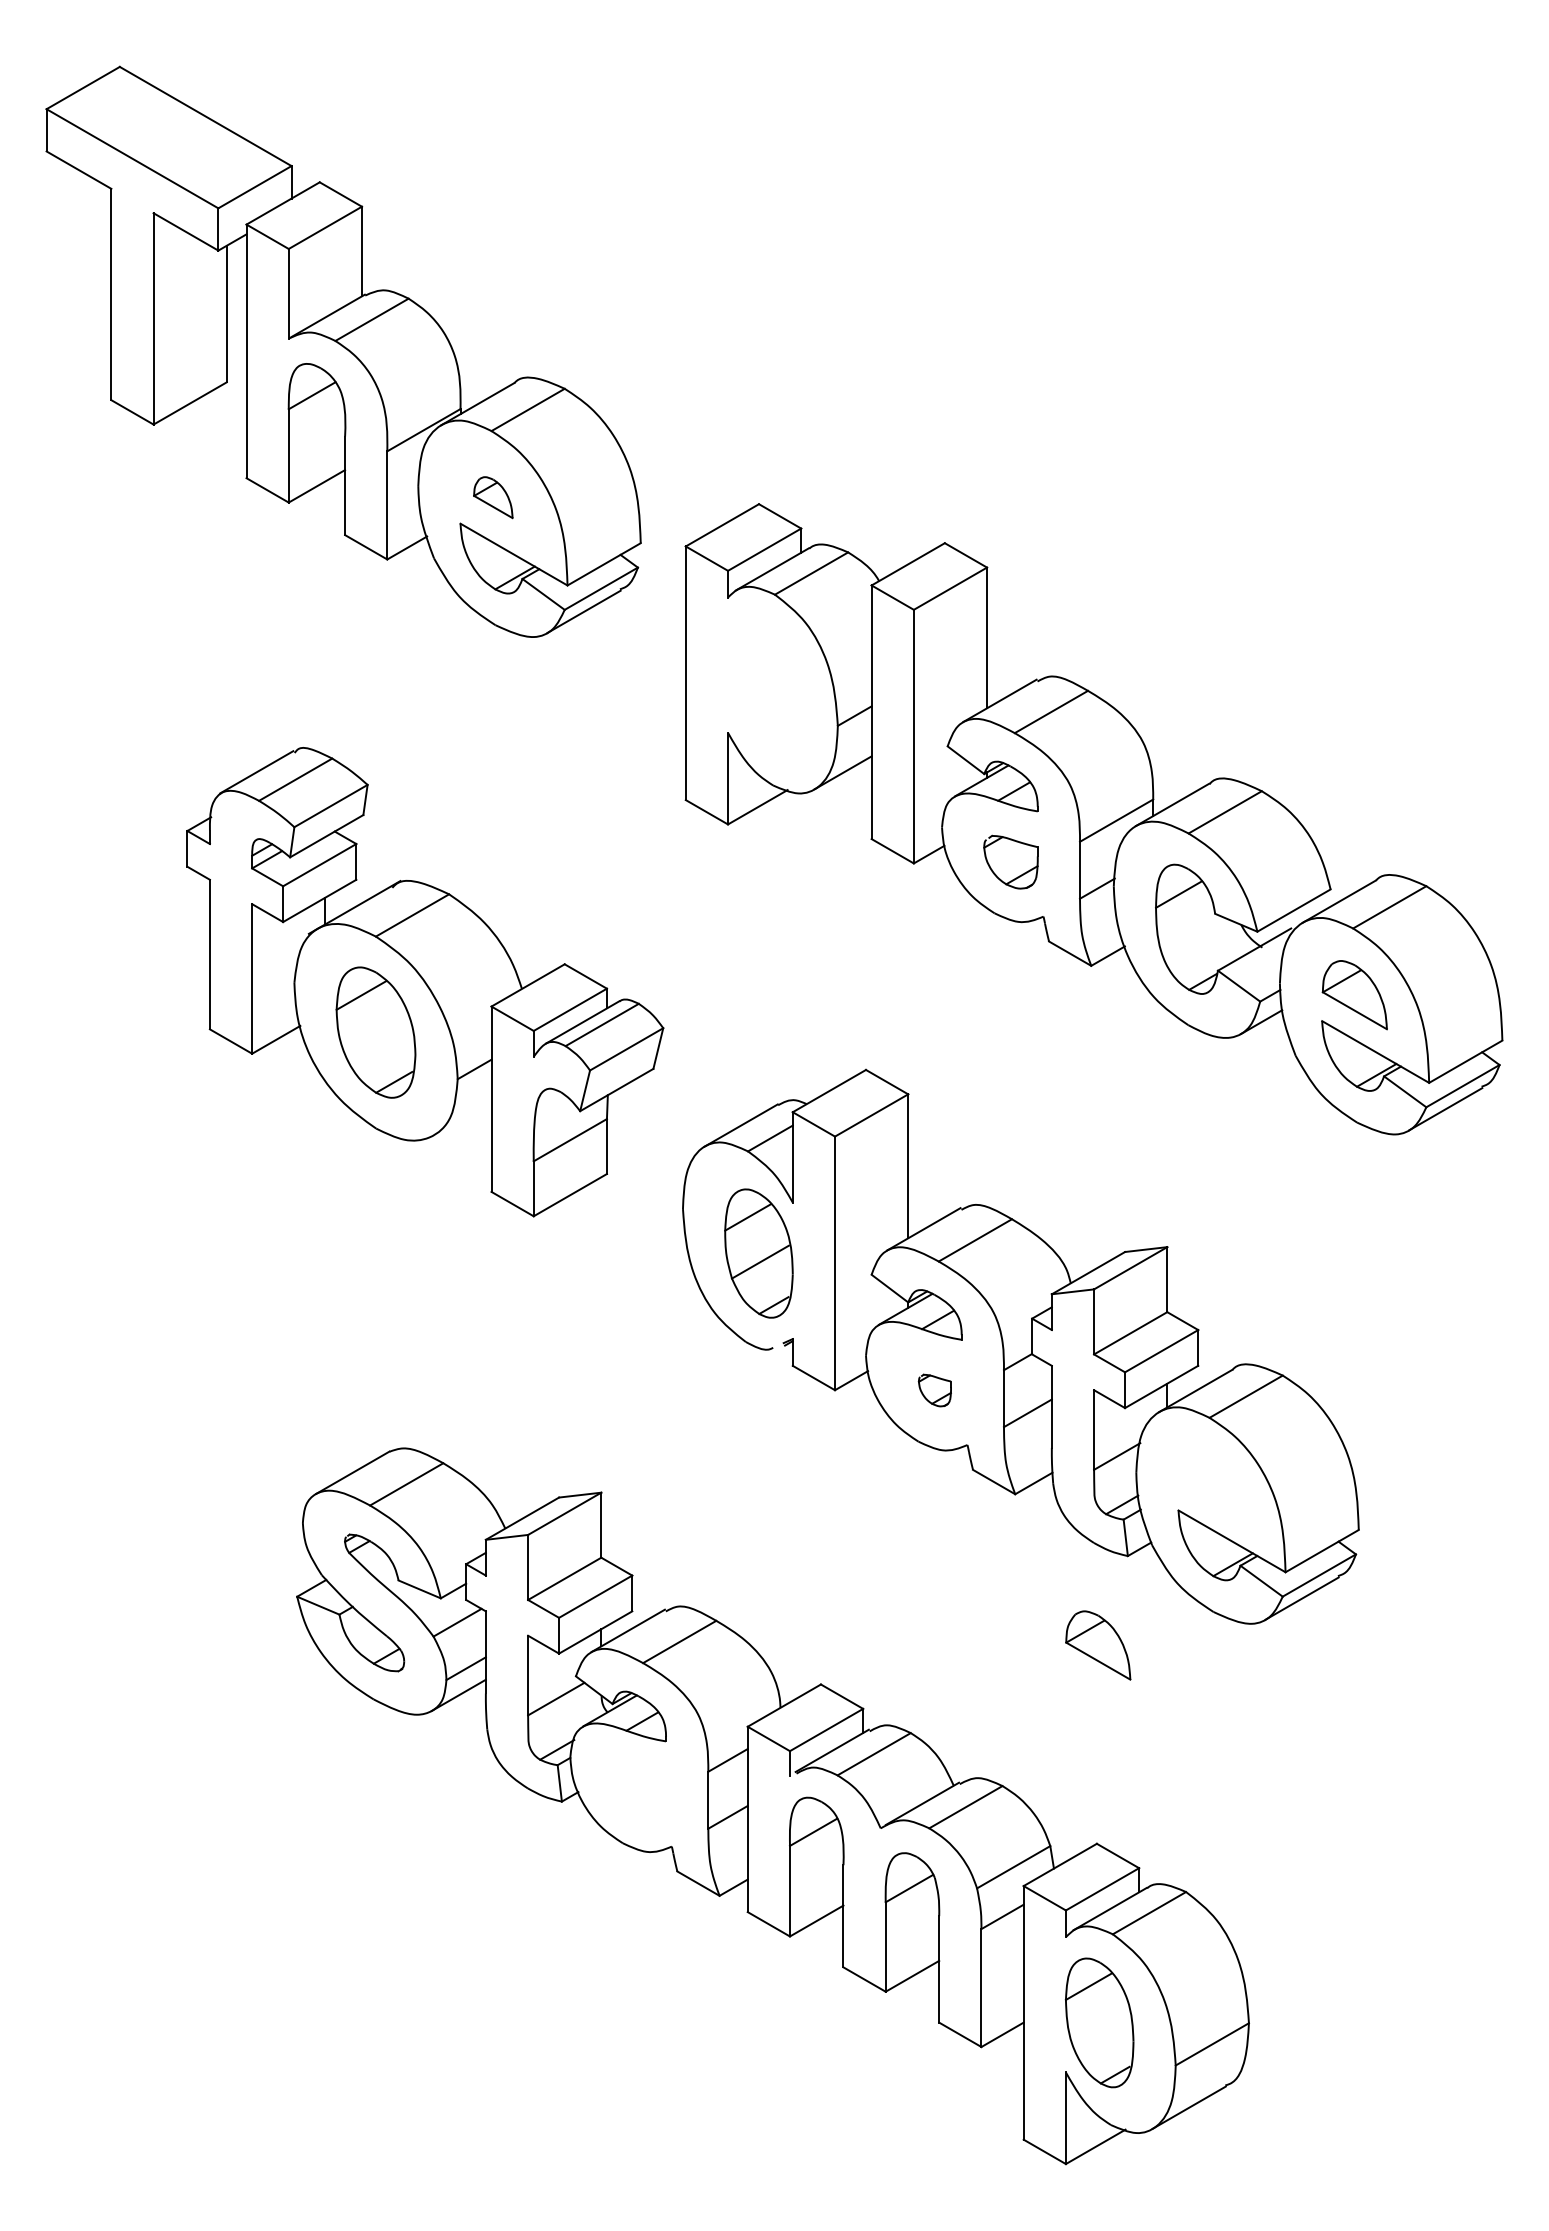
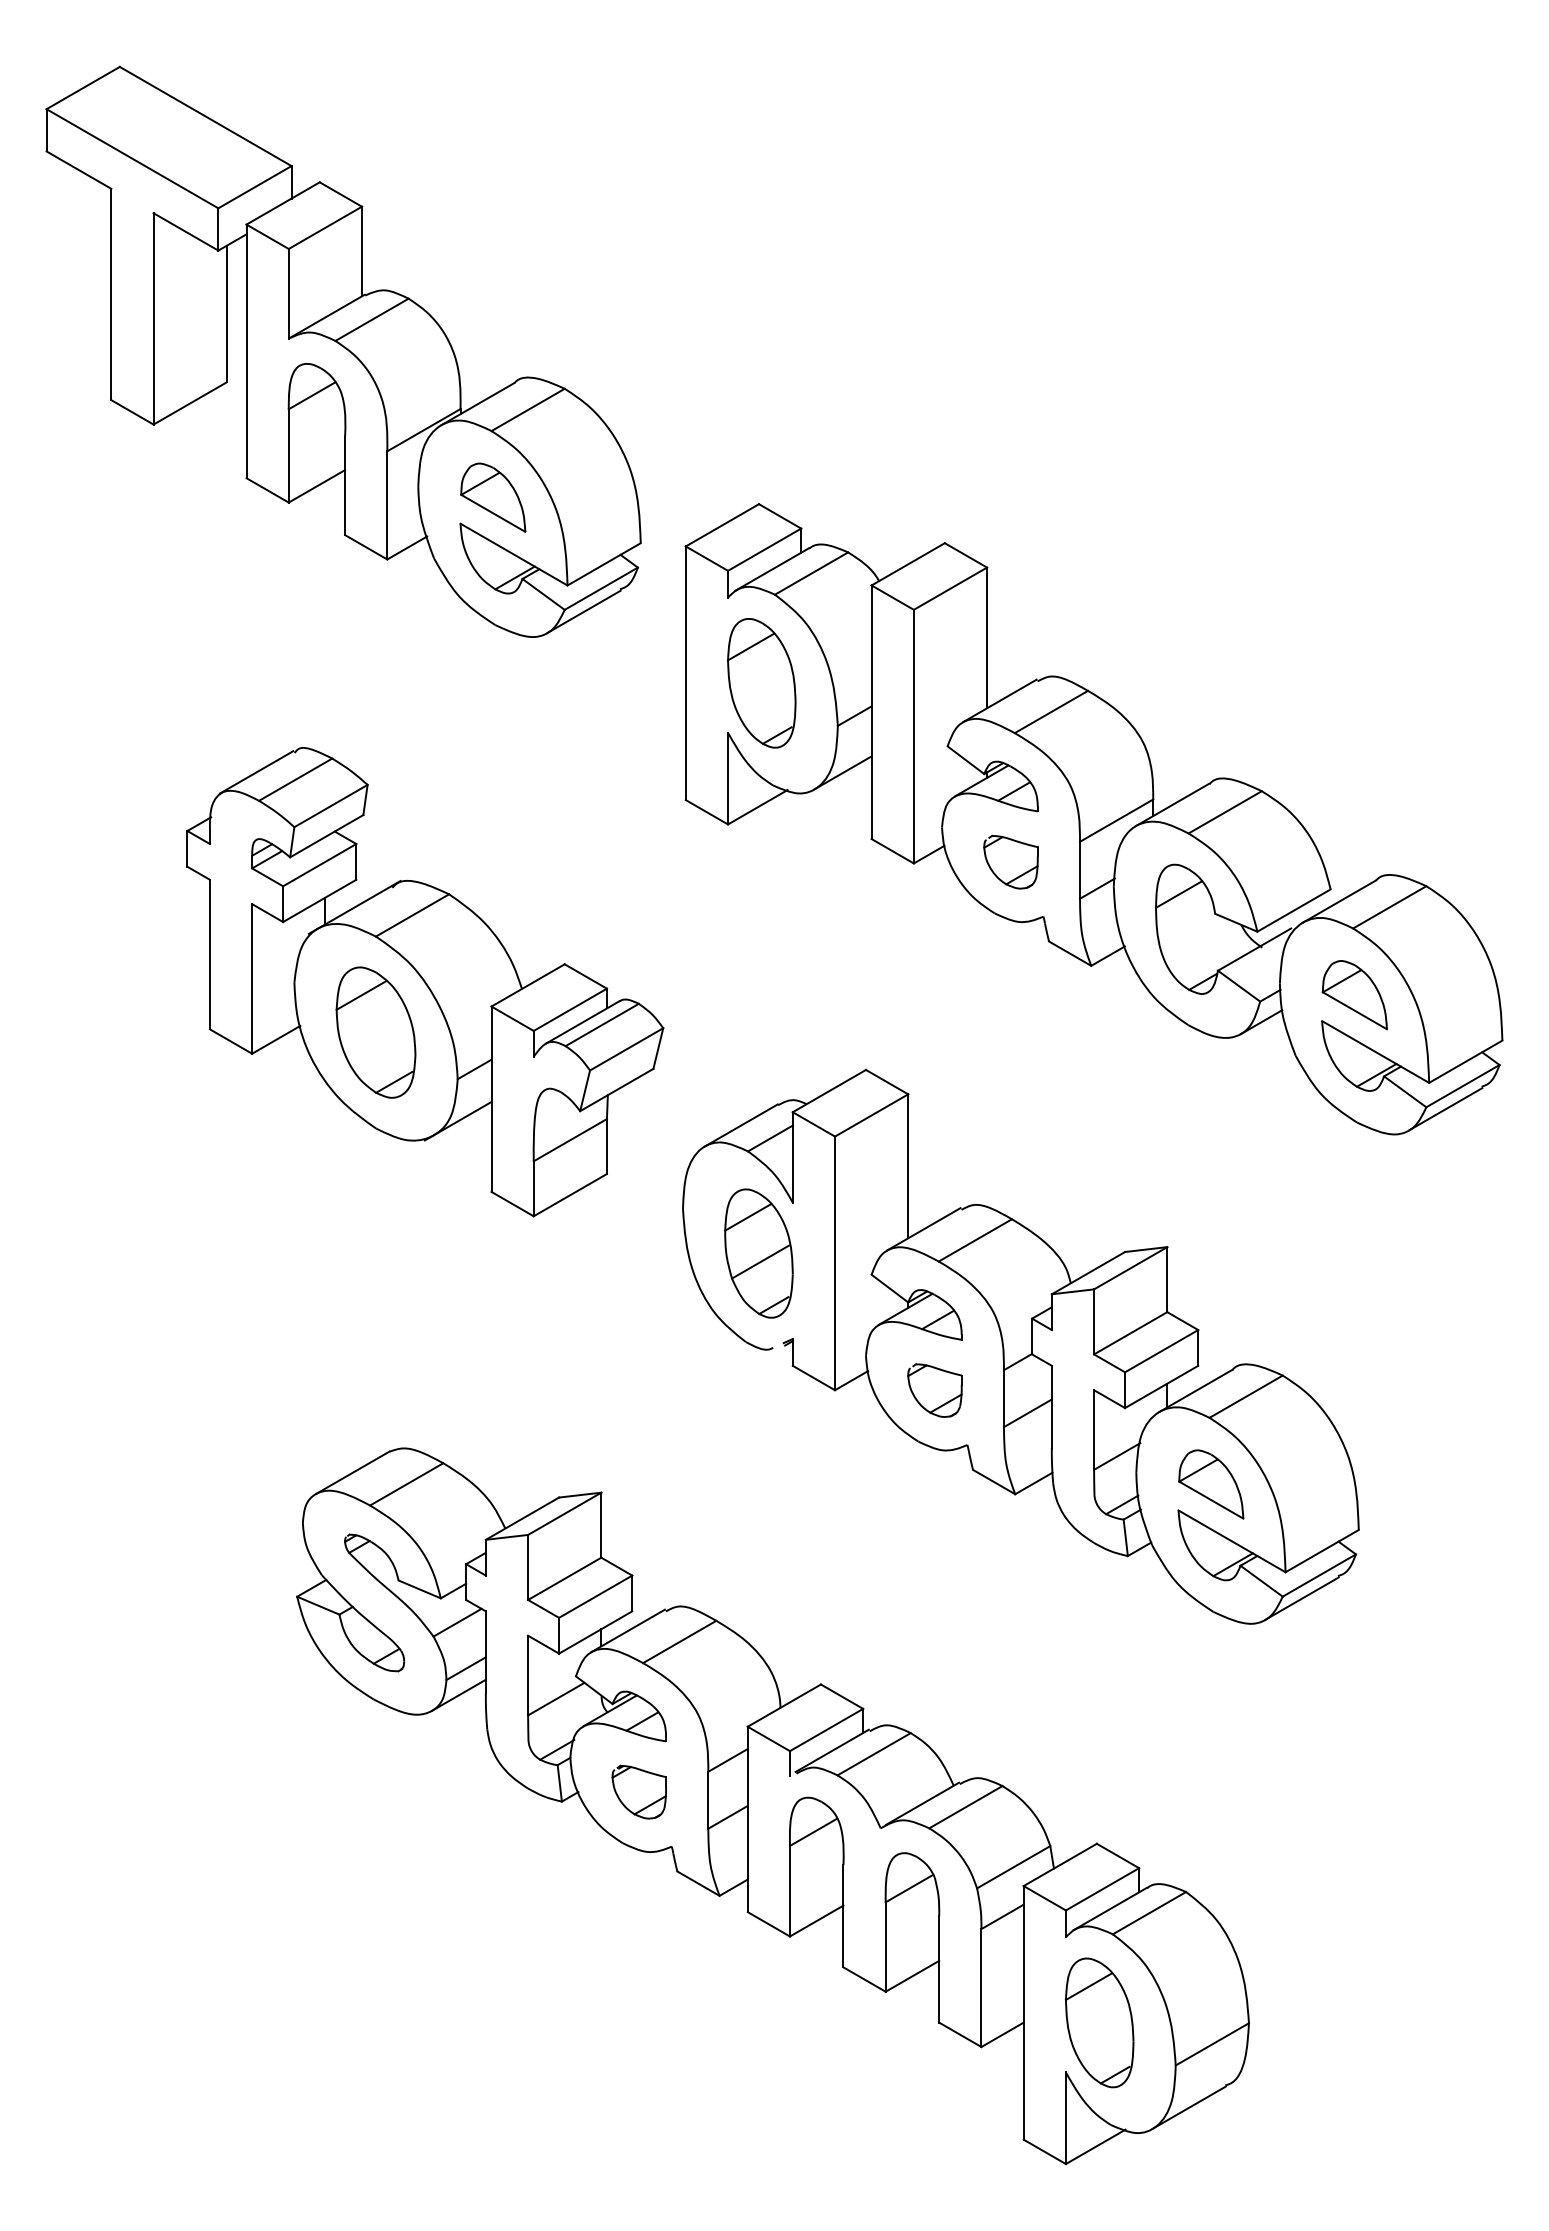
part size: 41x44 px -> 67x71 px (493, 497)
part: none -> present (761, 683)
line: none -> present (457, 1121)
part size: 35x35 px -> 56x55 px (934, 1390)
part position: (1098, 1645) -> (1211, 1484) (1211, 1484)
part: none -> present (638, 1791)
